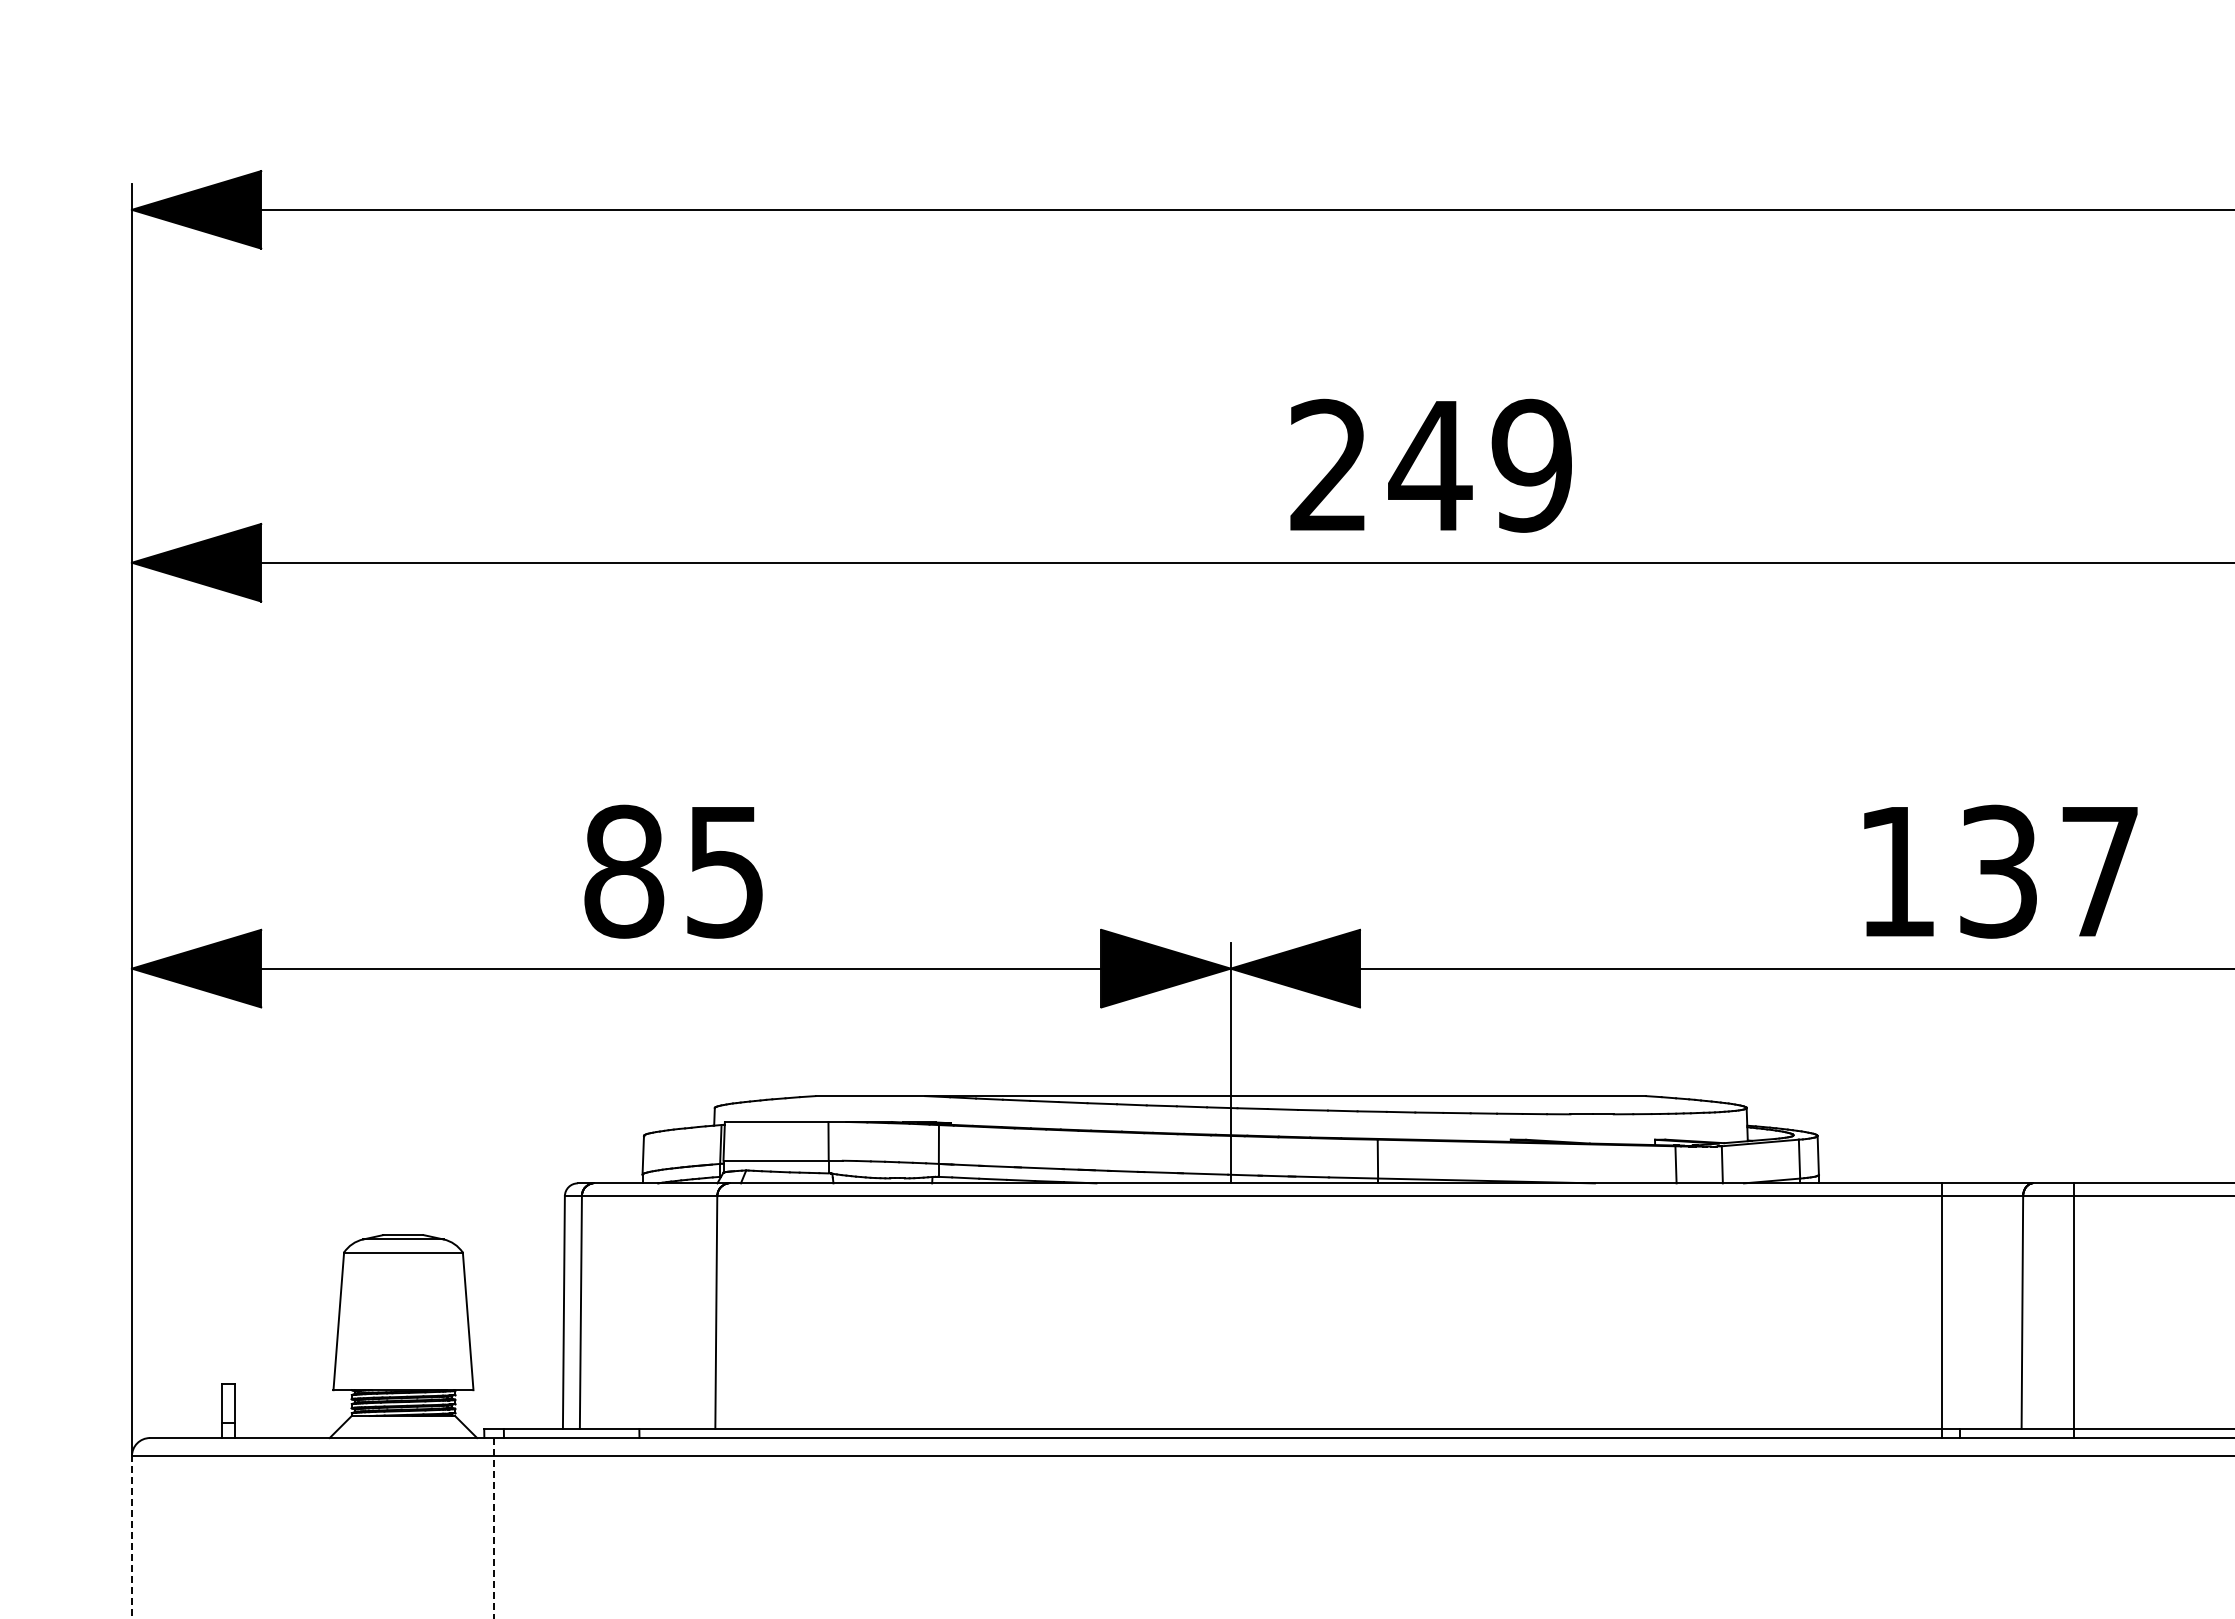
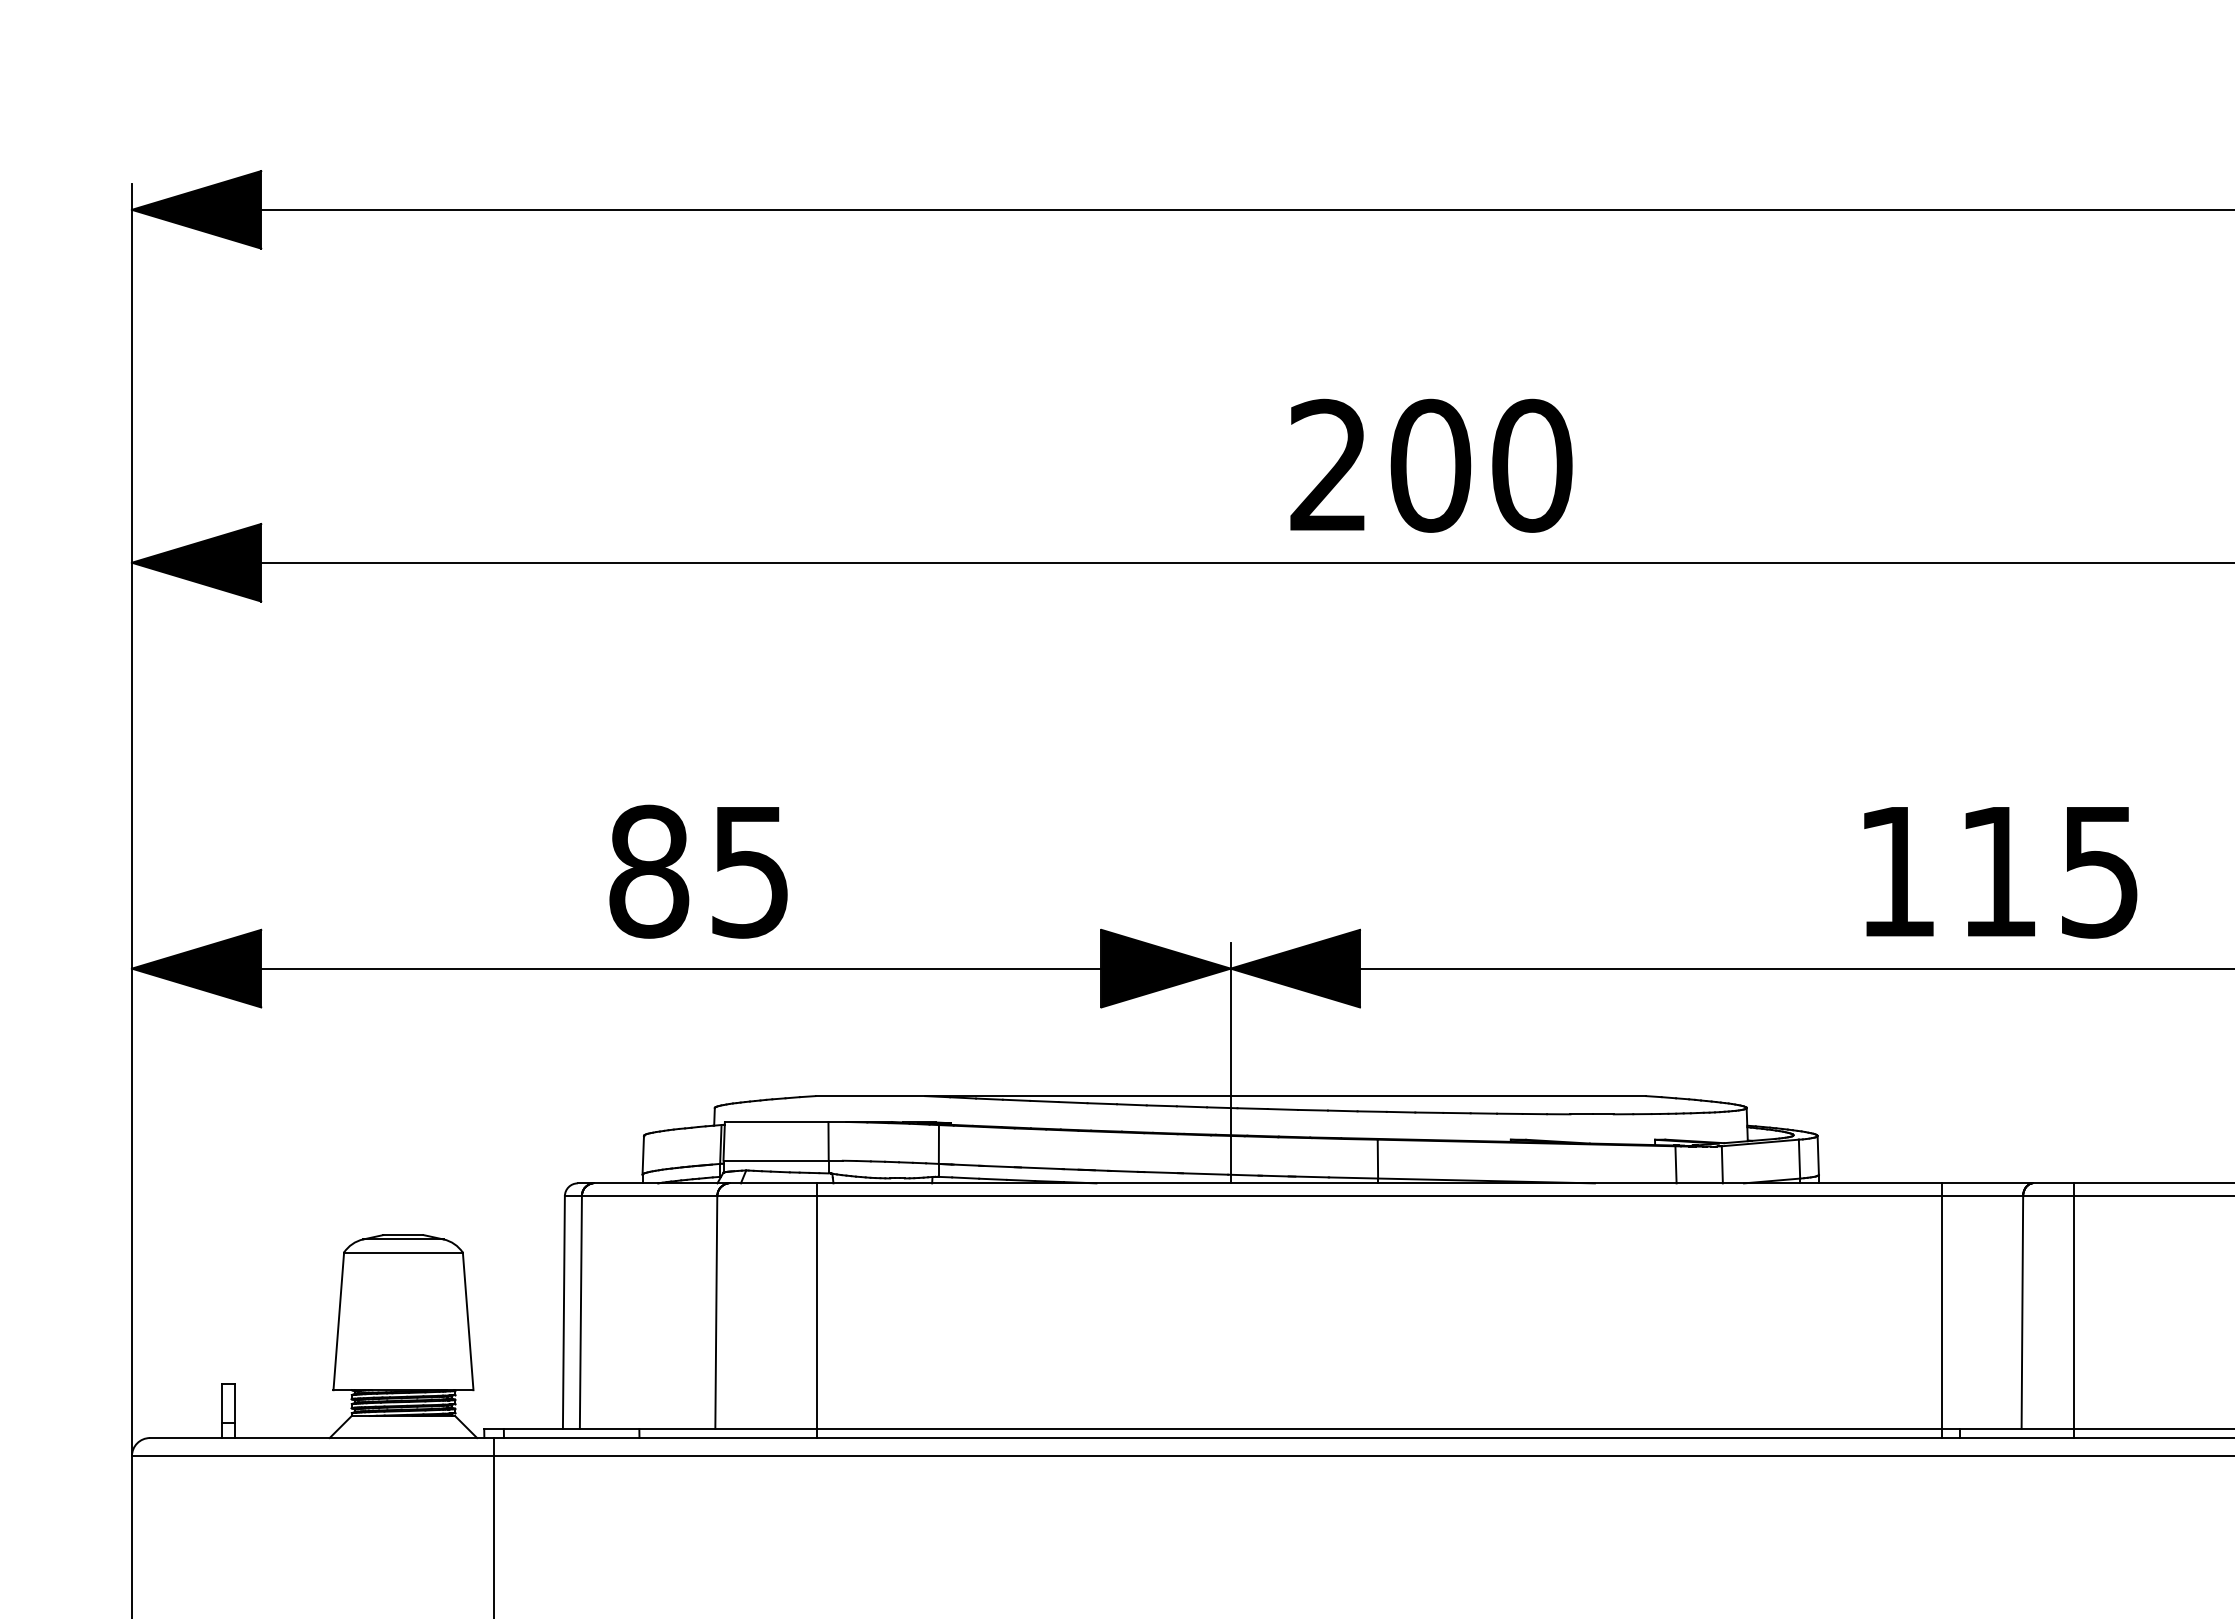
text: 249 -> 200 (1480, 465)
text position: (673, 871) -> (698, 871) (698, 871)
text: 137 -> 115 (2048, 871)
line: none -> present (817, 1310)
line: dashed -> solid (493, 1529)
line: dashed -> solid (131, 1536)
